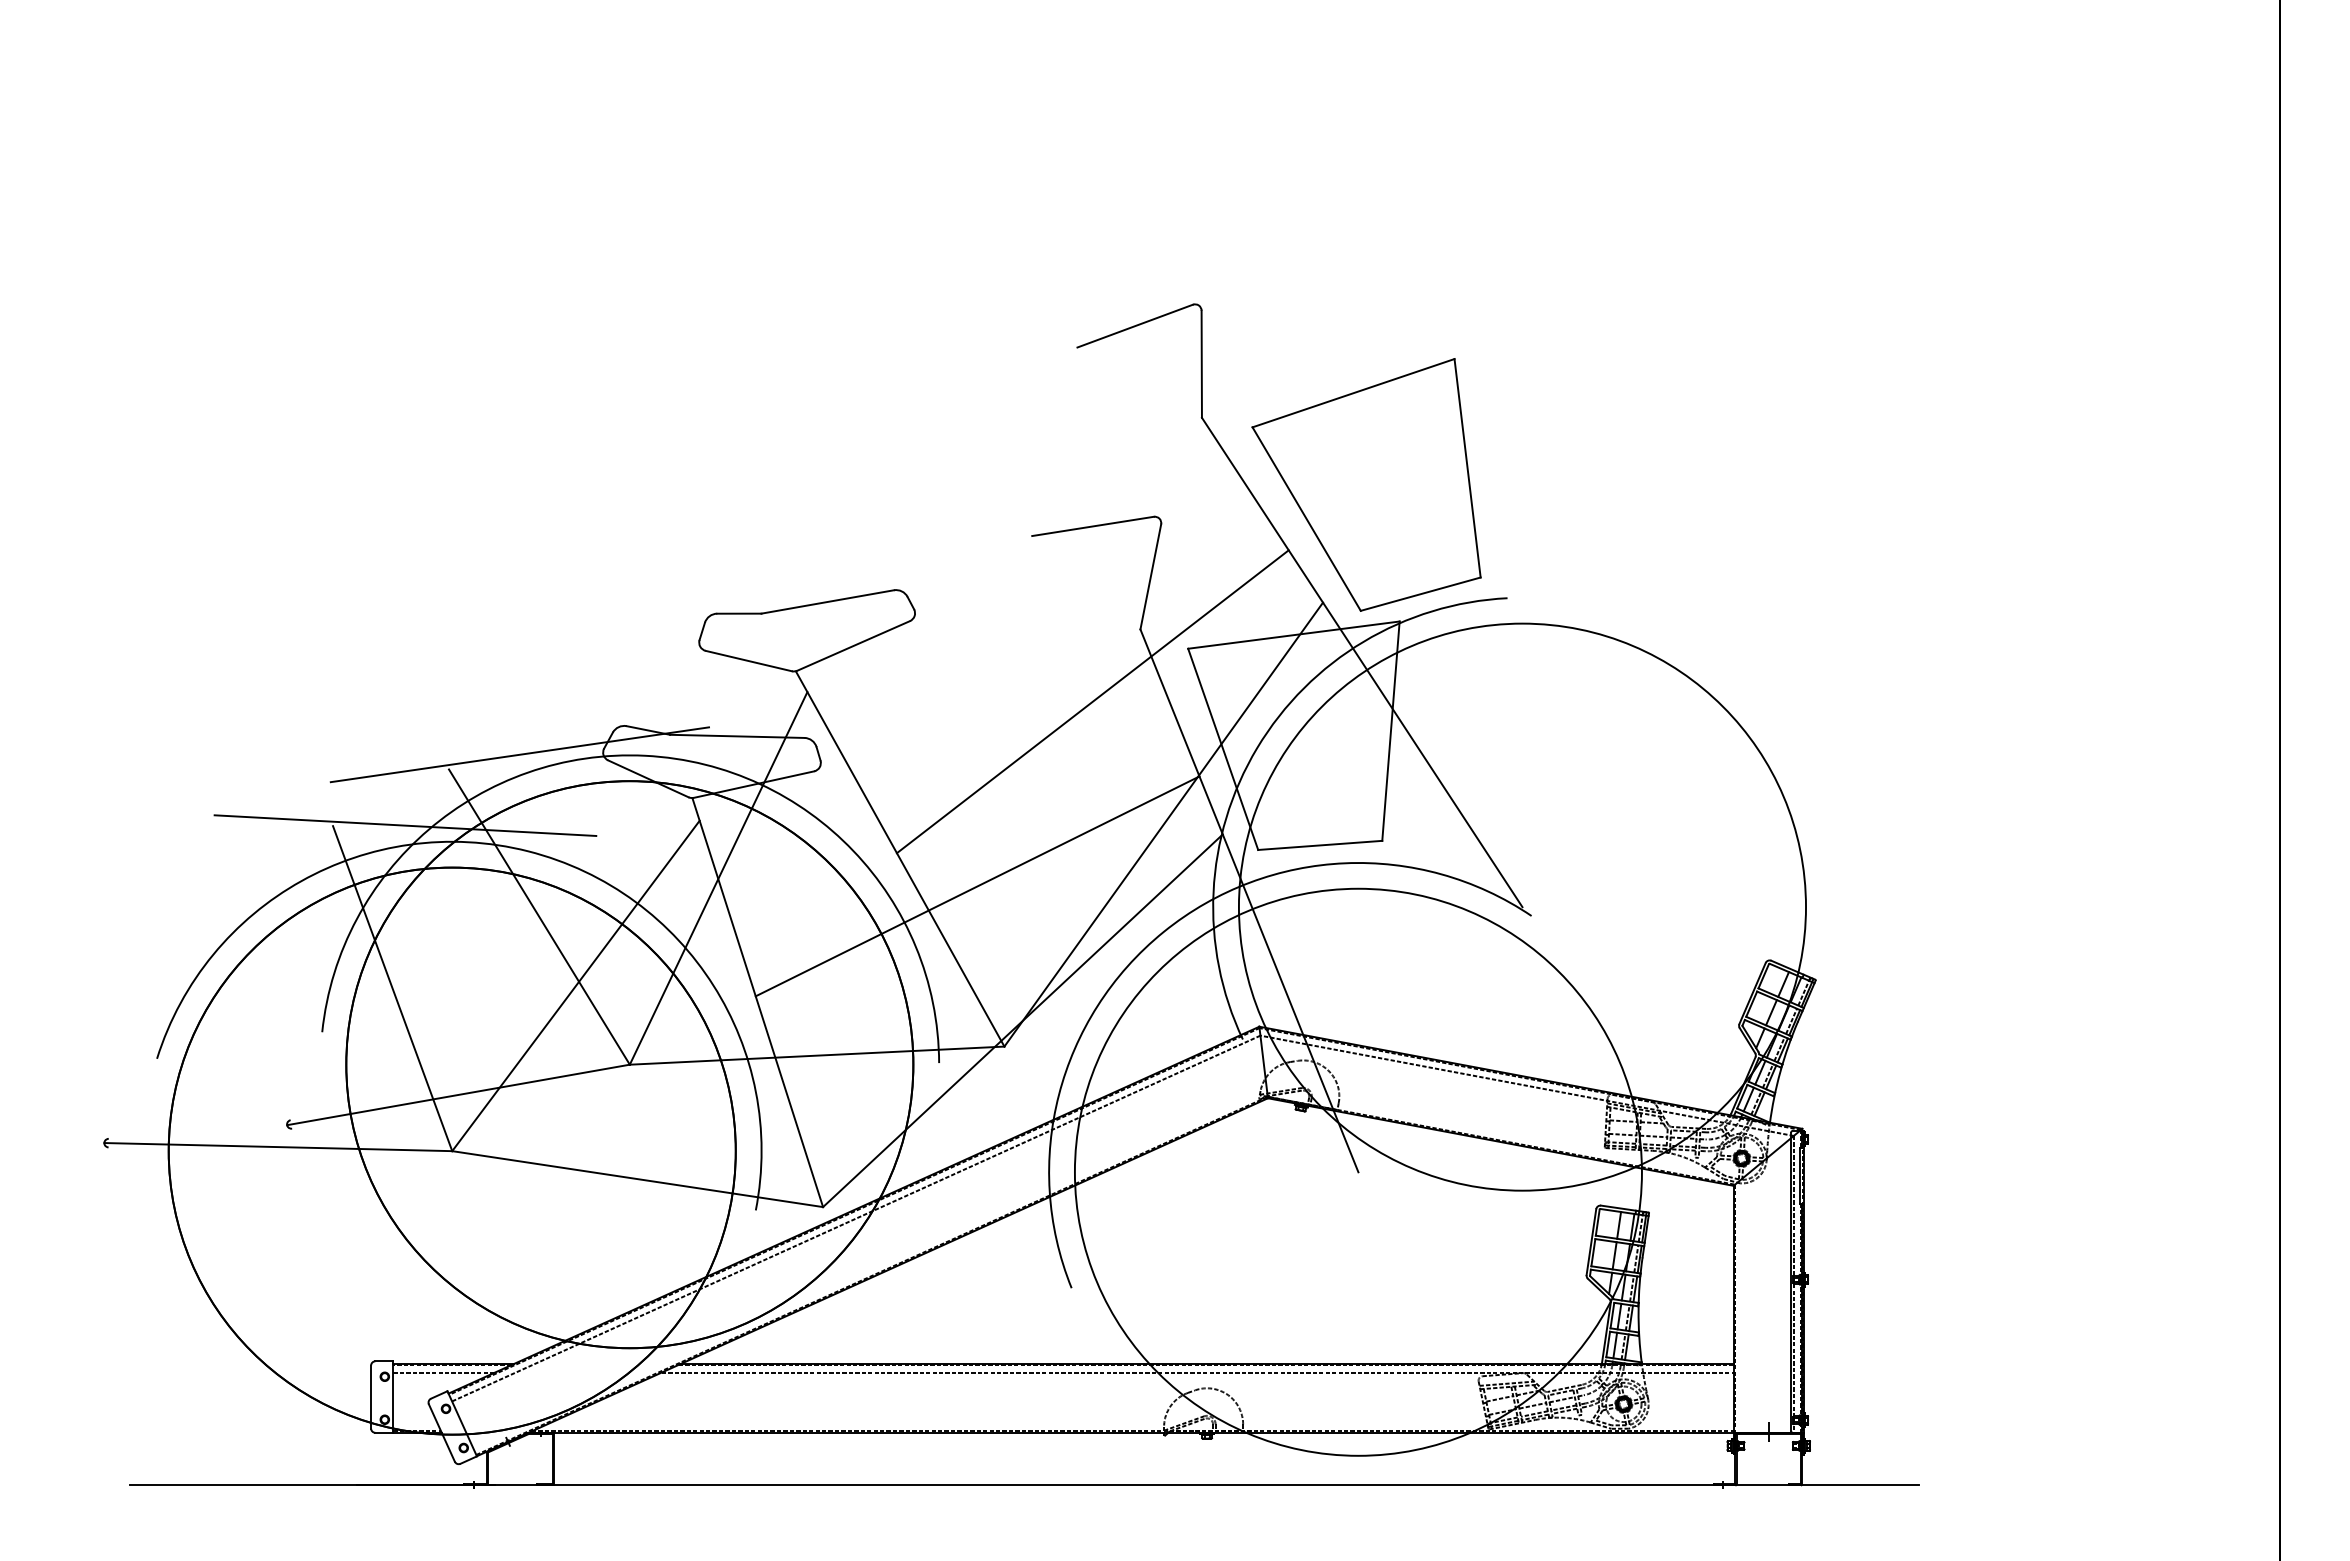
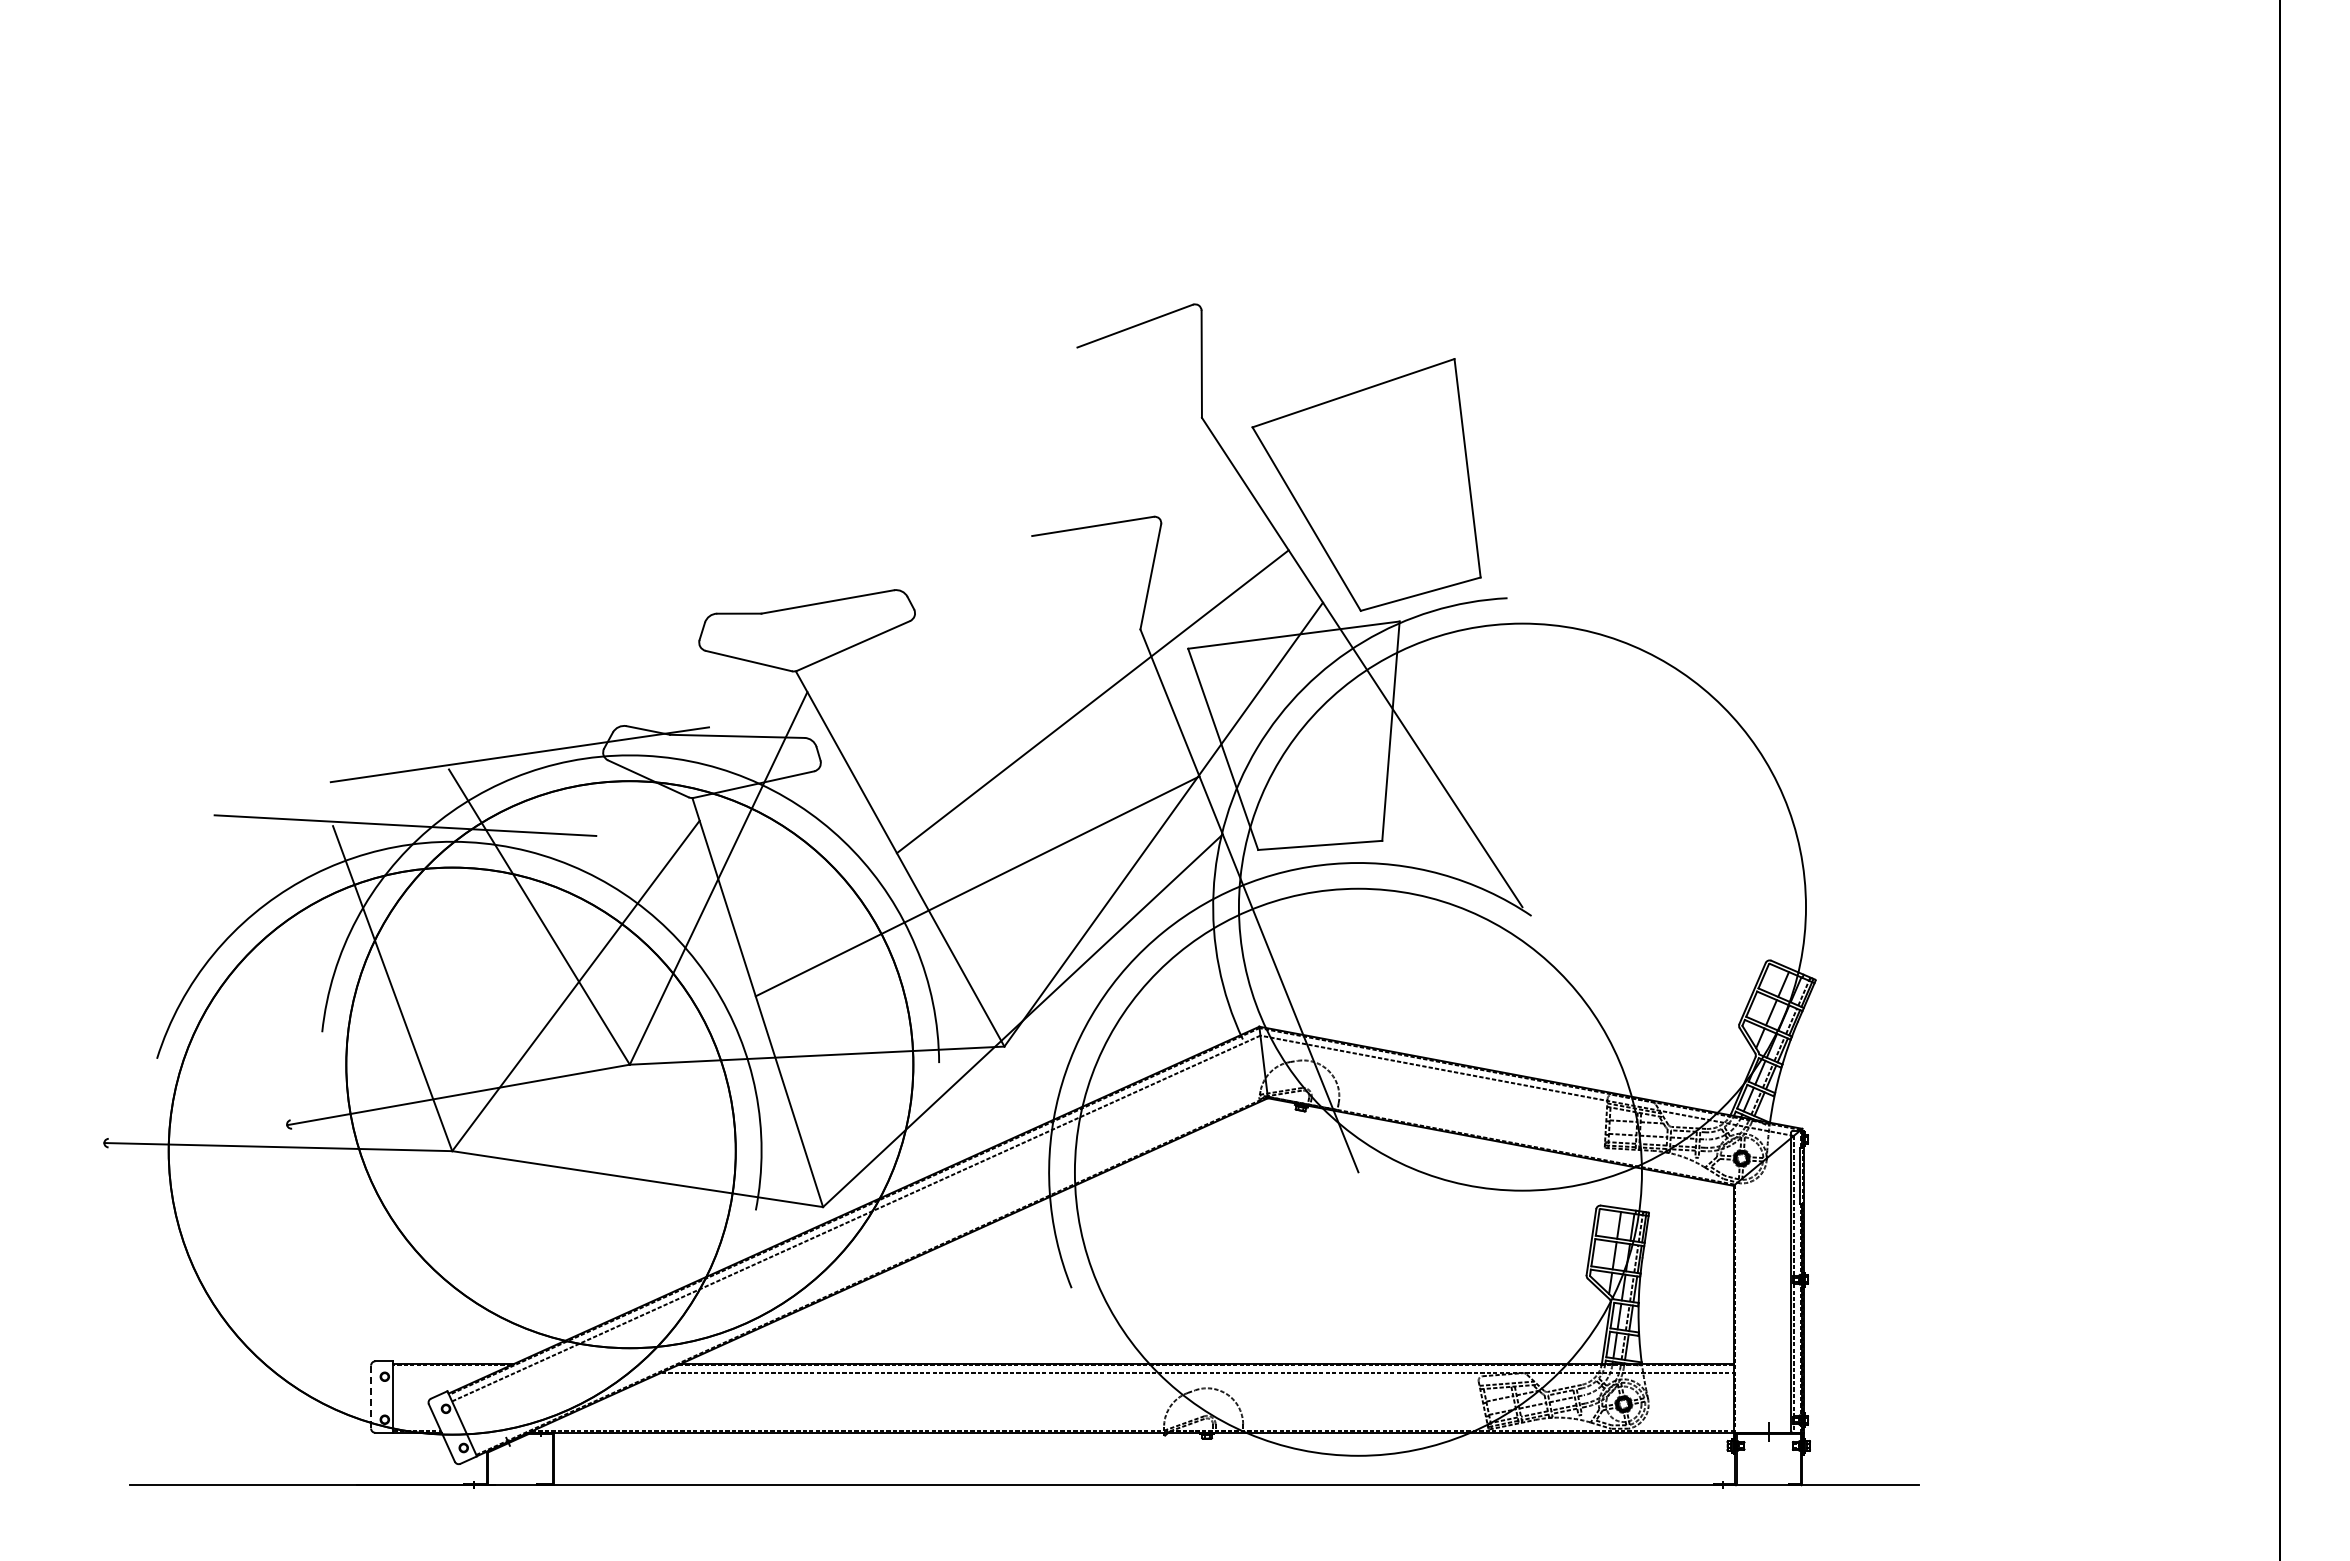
line: present -> none (444, 1372)
line: solid -> dashed (371, 1397)
